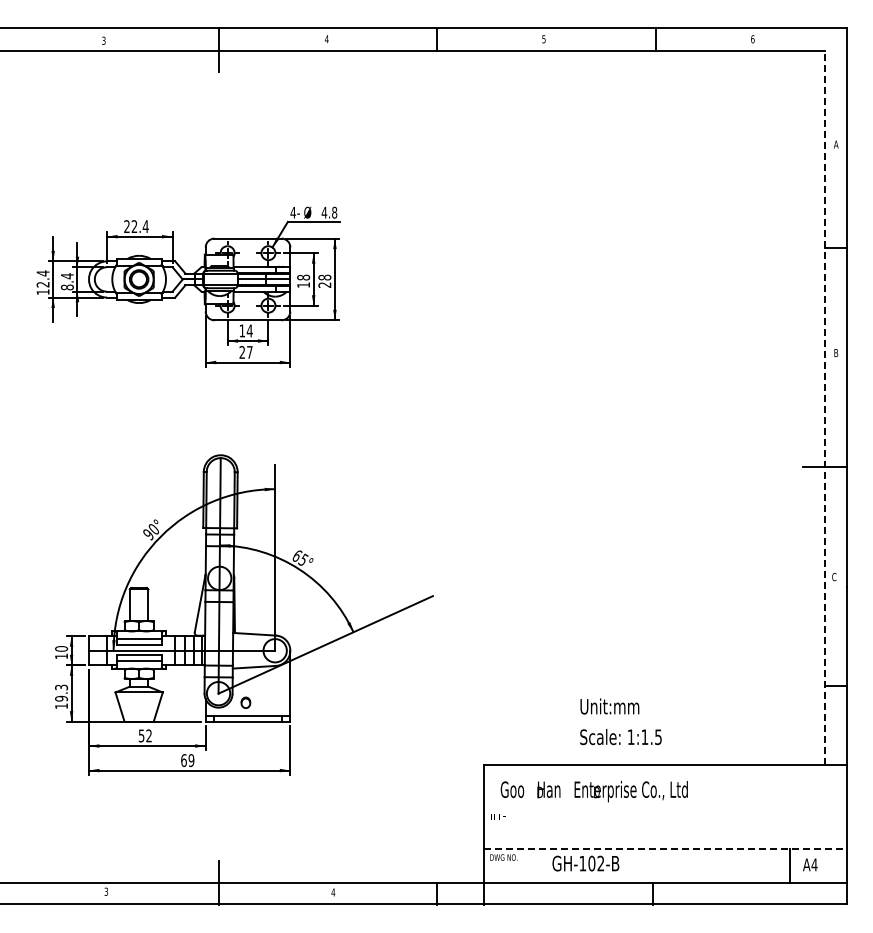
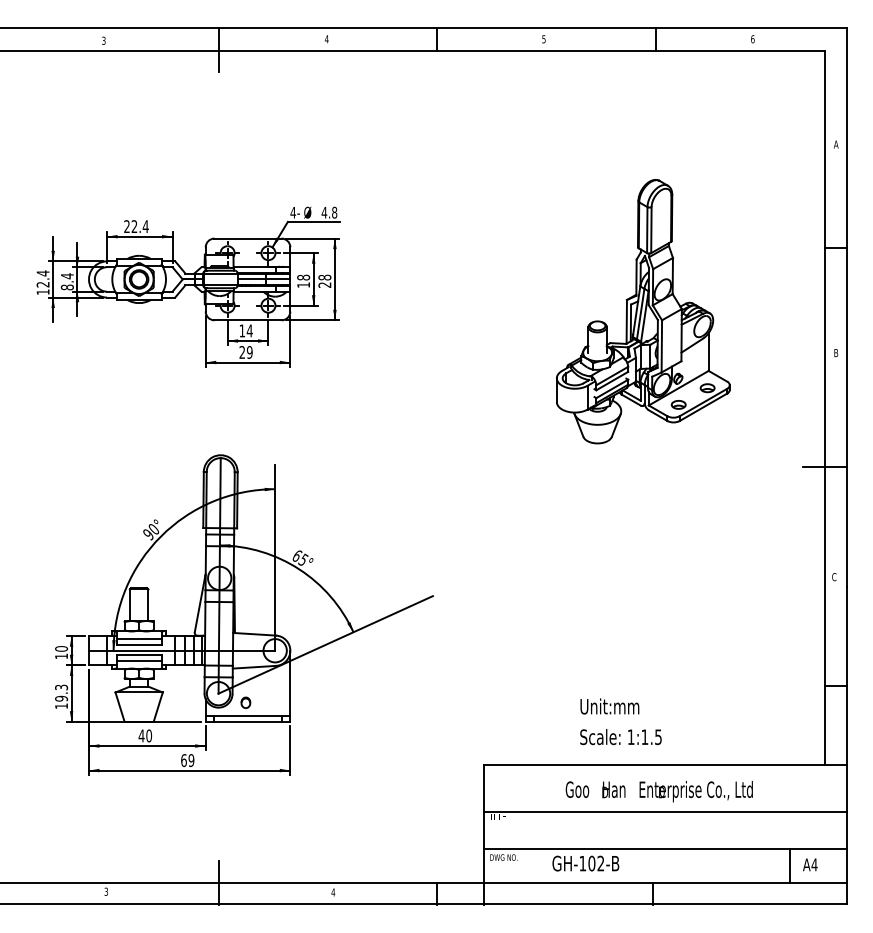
part: none -> present (643, 311)
text: 27 -> 29 (249, 352)
line: dashed -> solid (824, 407)
text: 52 -> 40 (145, 735)
text position: (593, 791) -> (658, 791) (658, 791)
line: none -> present (665, 811)
line: dashed -> solid (666, 849)
